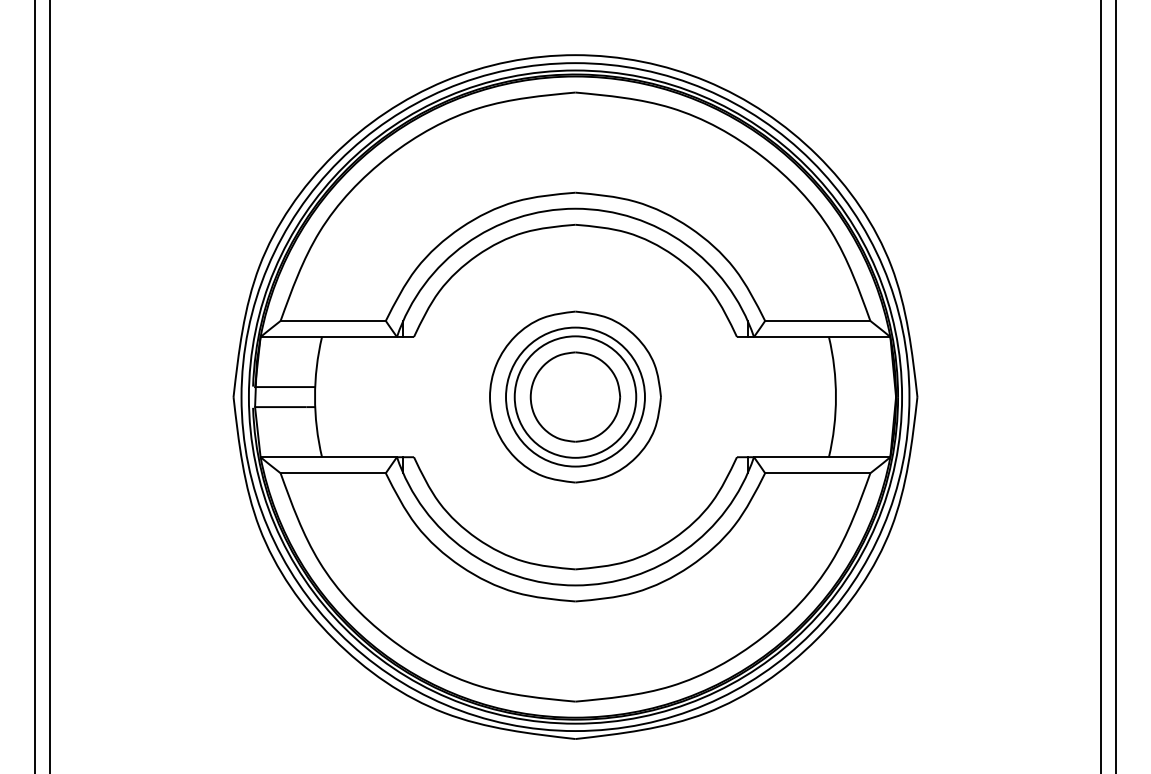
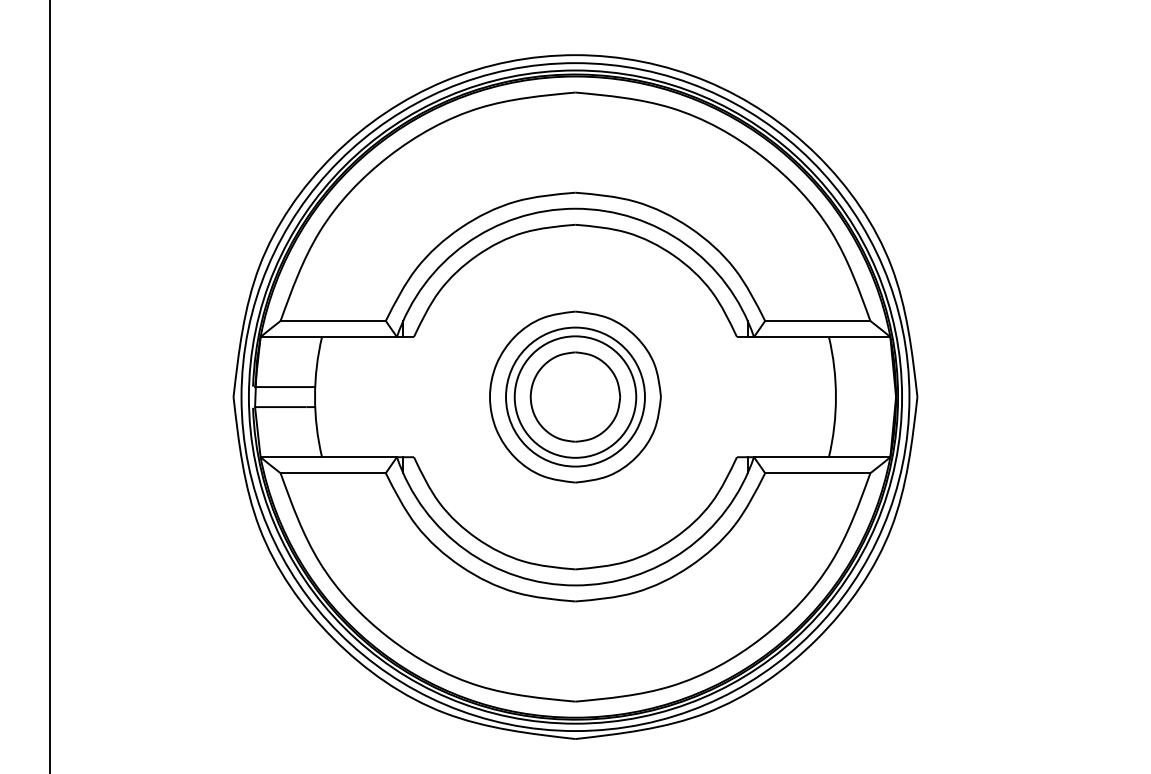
line: present -> none (34, 386)
line: present -> none (1100, 386)
line: present -> none (1116, 386)
